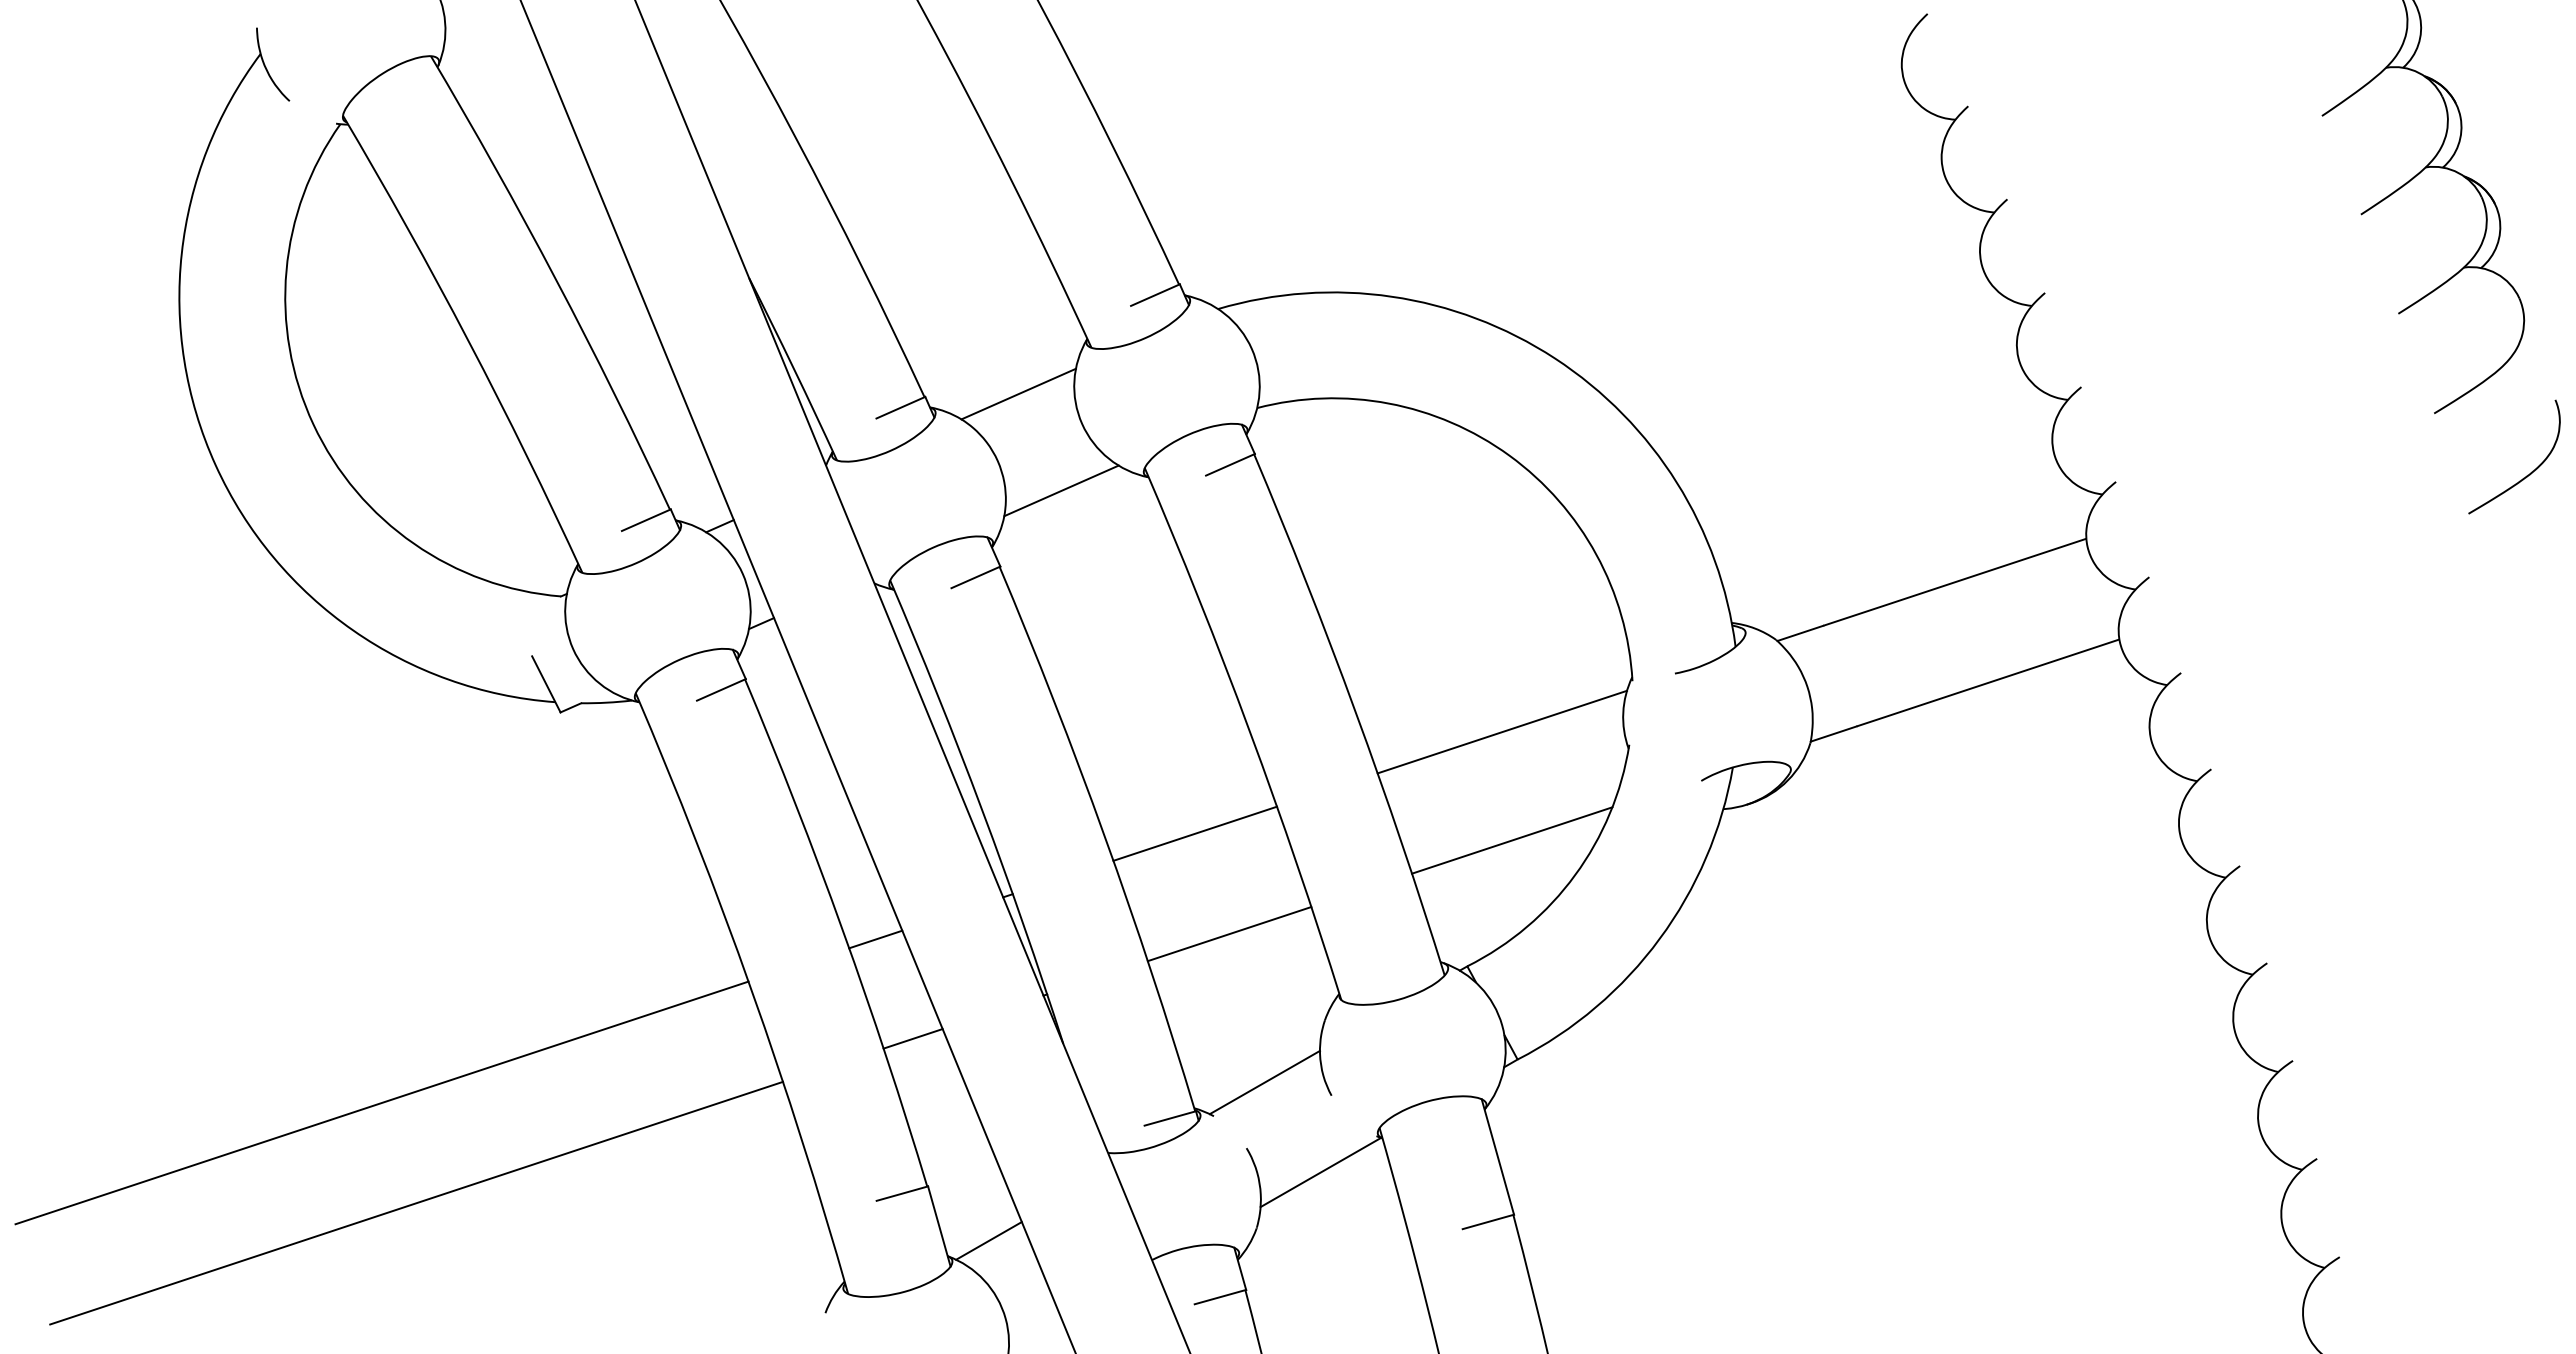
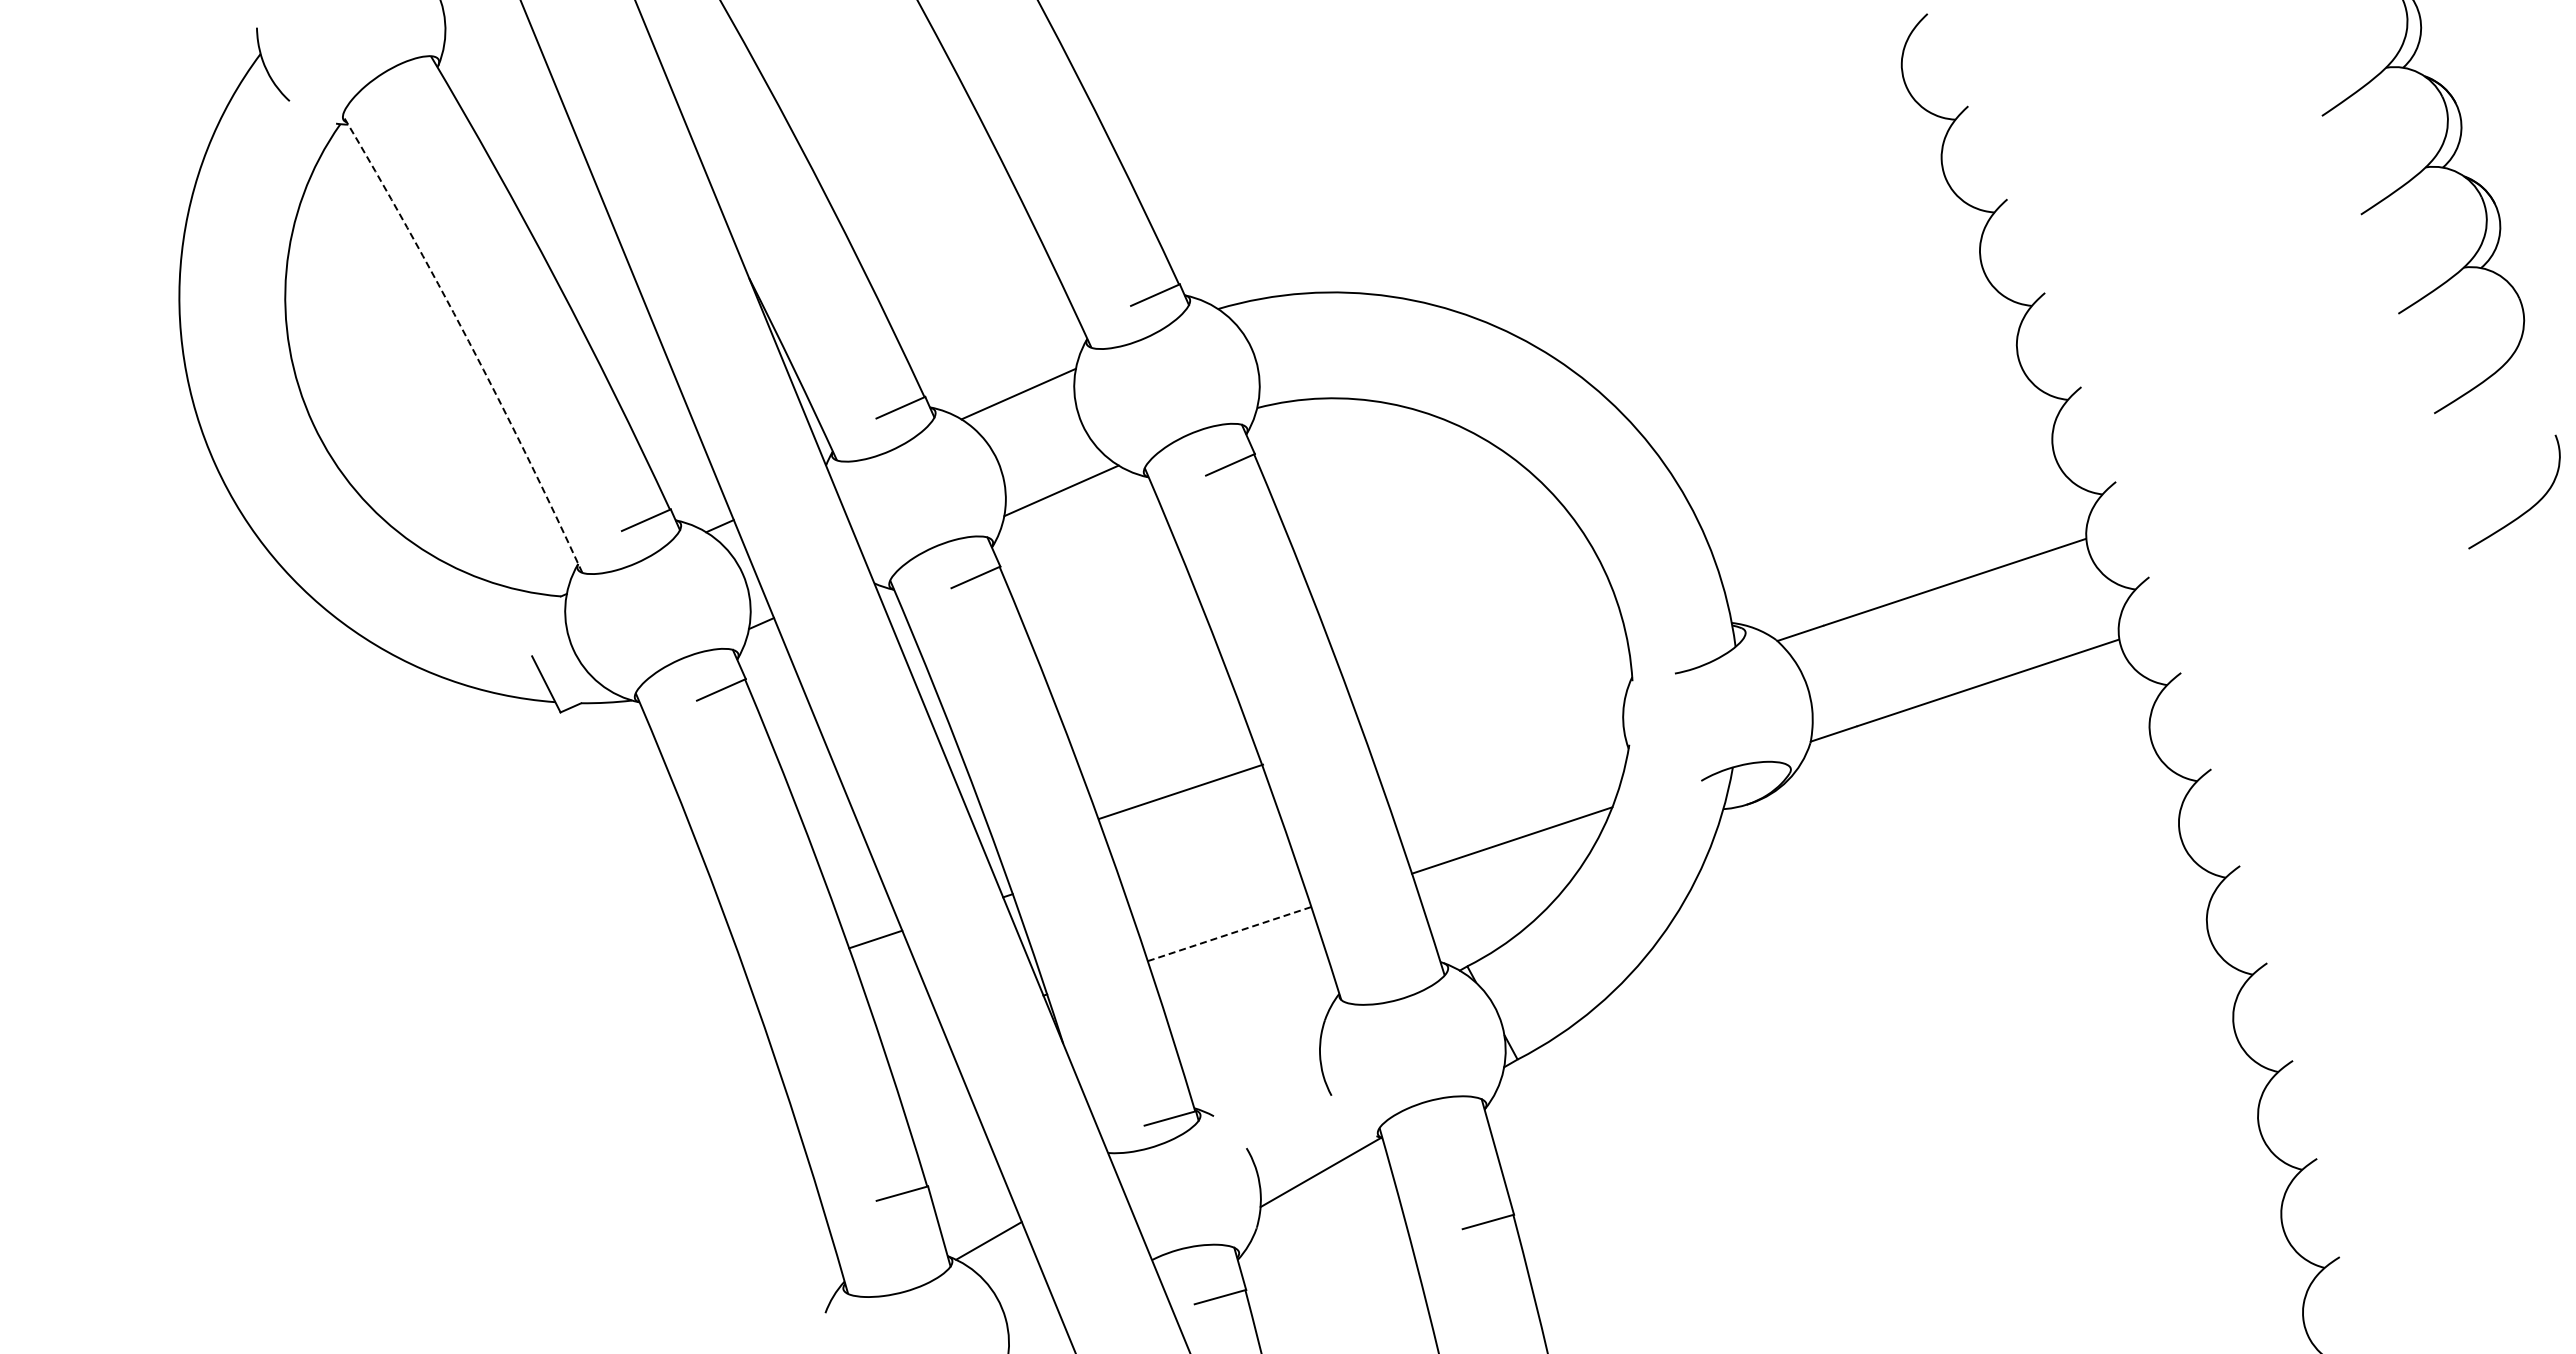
arc: solid -> dashed (468, 341)
curve position: (2526, 475) -> (2526, 510) (2526, 510)
line: present -> none (1502, 731)
line position: (1195, 833) -> (1181, 791) (1181, 791)
line: solid -> dashed (1230, 933)
line: present -> none (912, 1038)
line: present -> none (1264, 1082)
line: present -> none (381, 1102)
line: present -> none (416, 1202)
